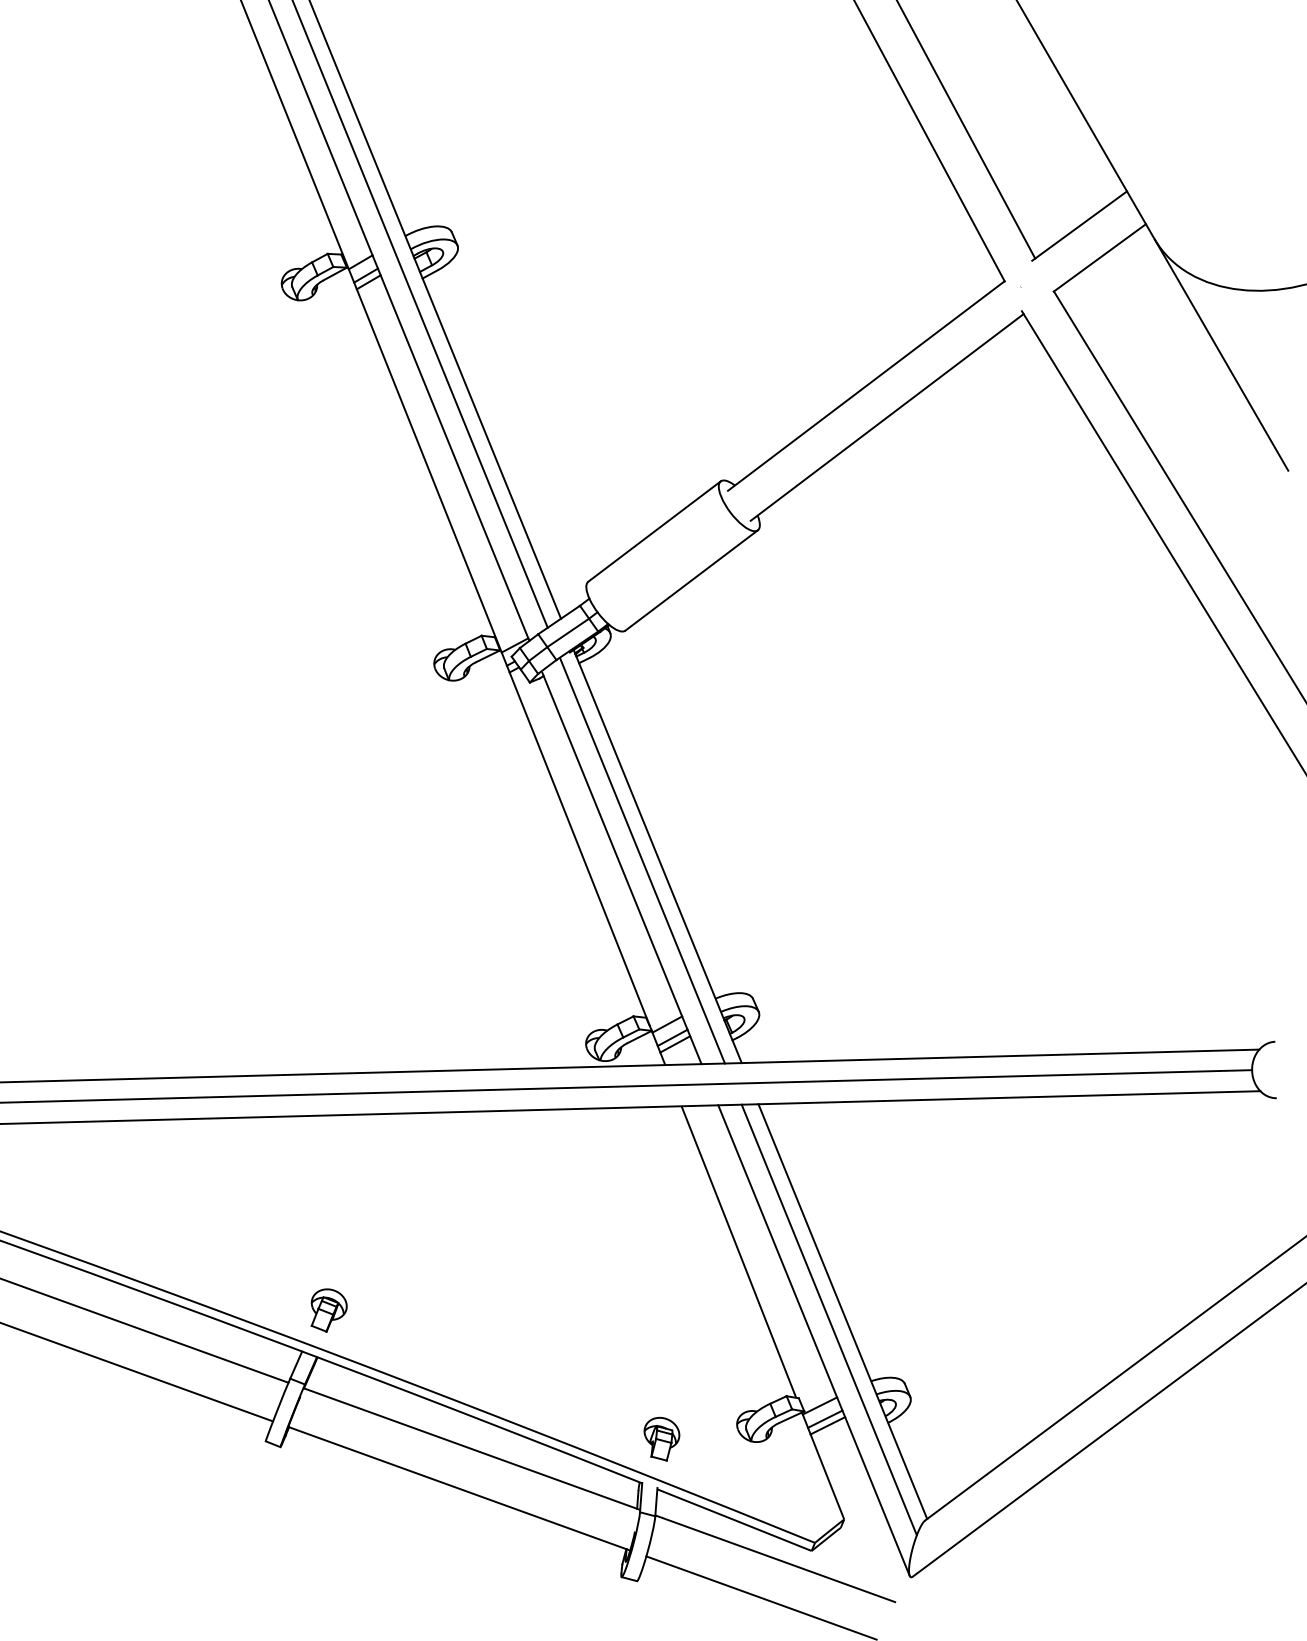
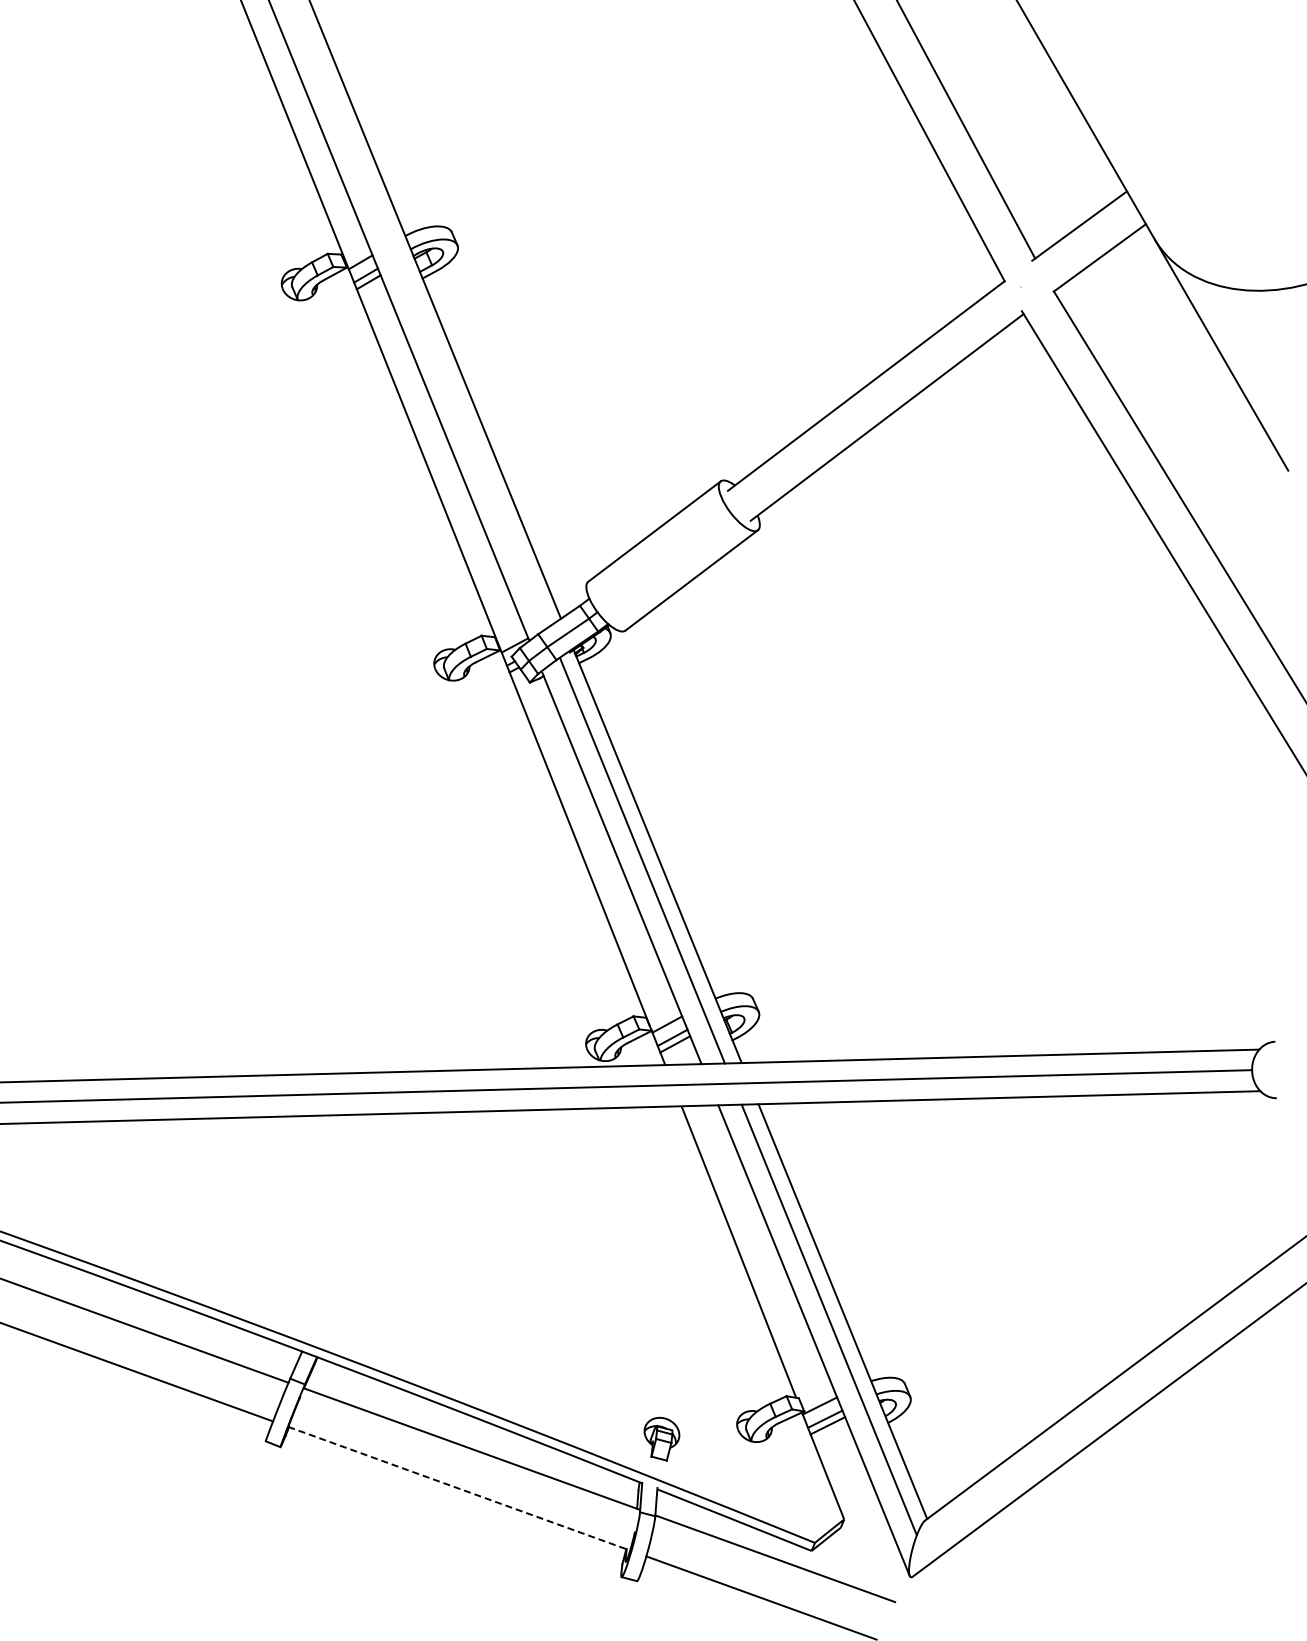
line: present -> none (420, 314)
part: present -> none (328, 1310)
line: solid -> dashed (459, 1488)
